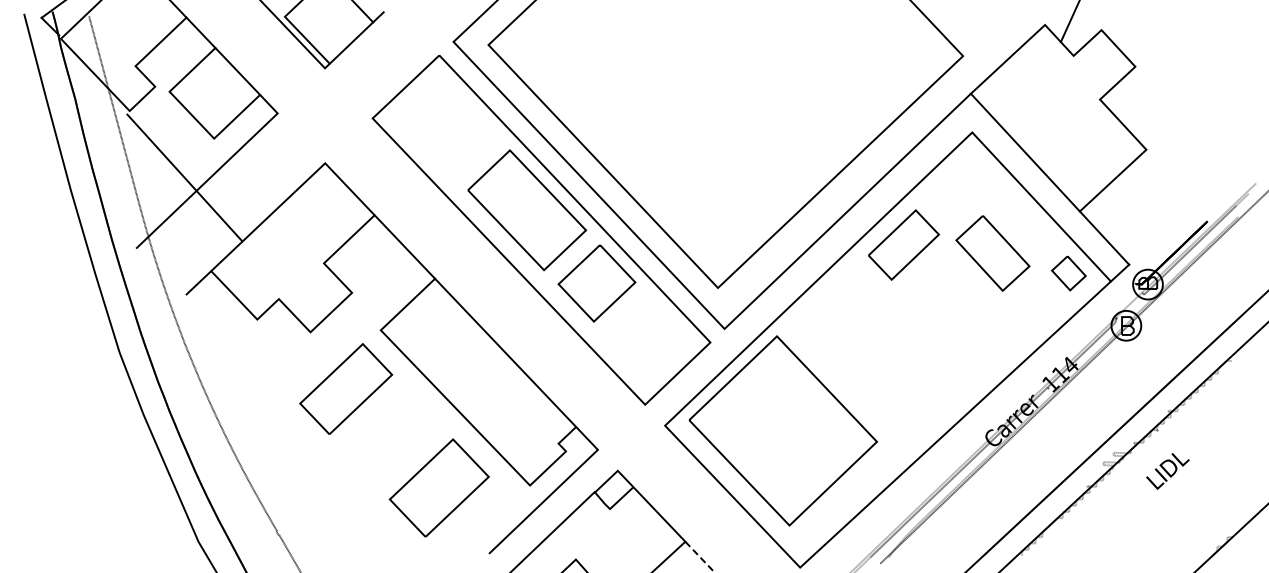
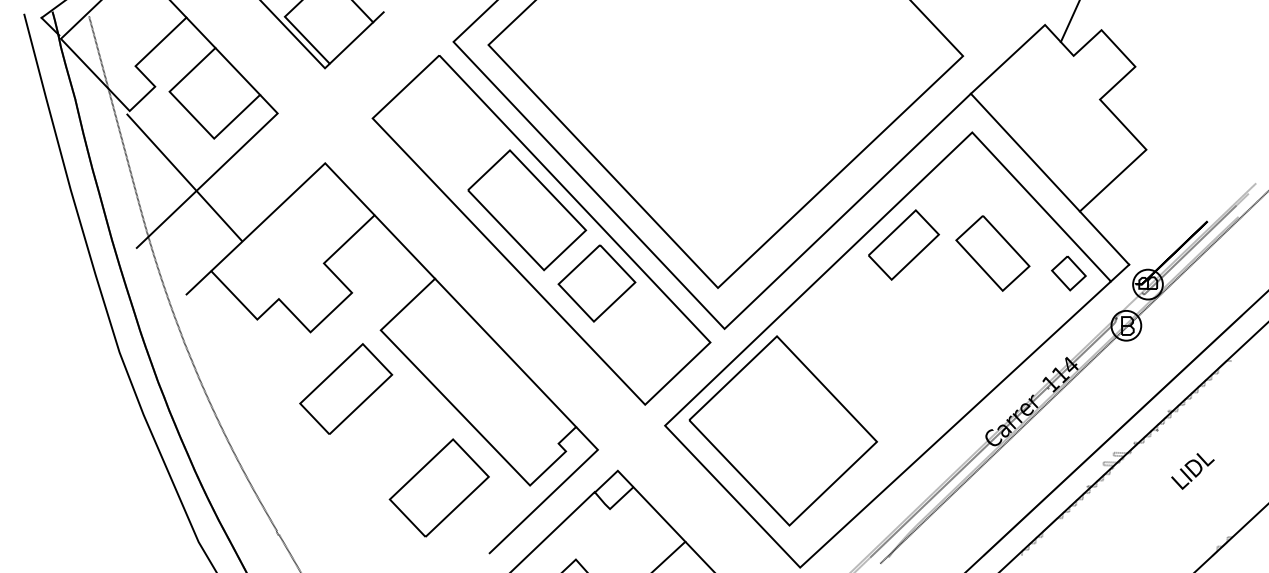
text position: (1167, 471) -> (1192, 471) (1192, 471)
line: dashed -> solid (700, 557)
